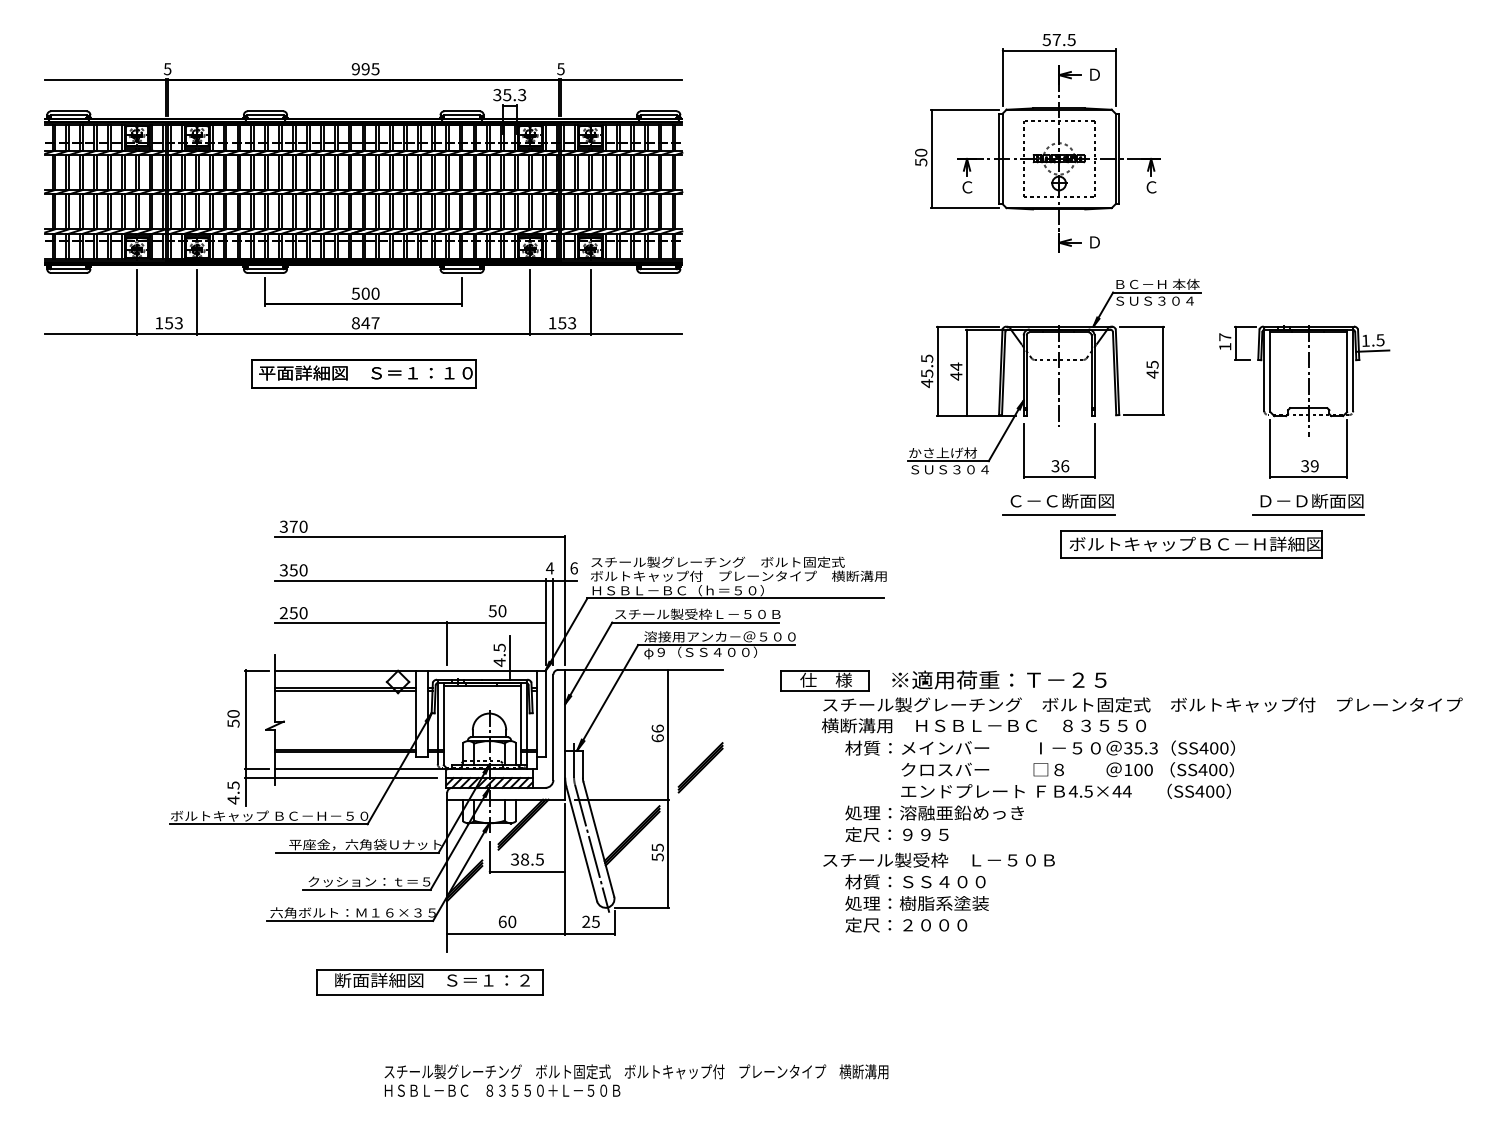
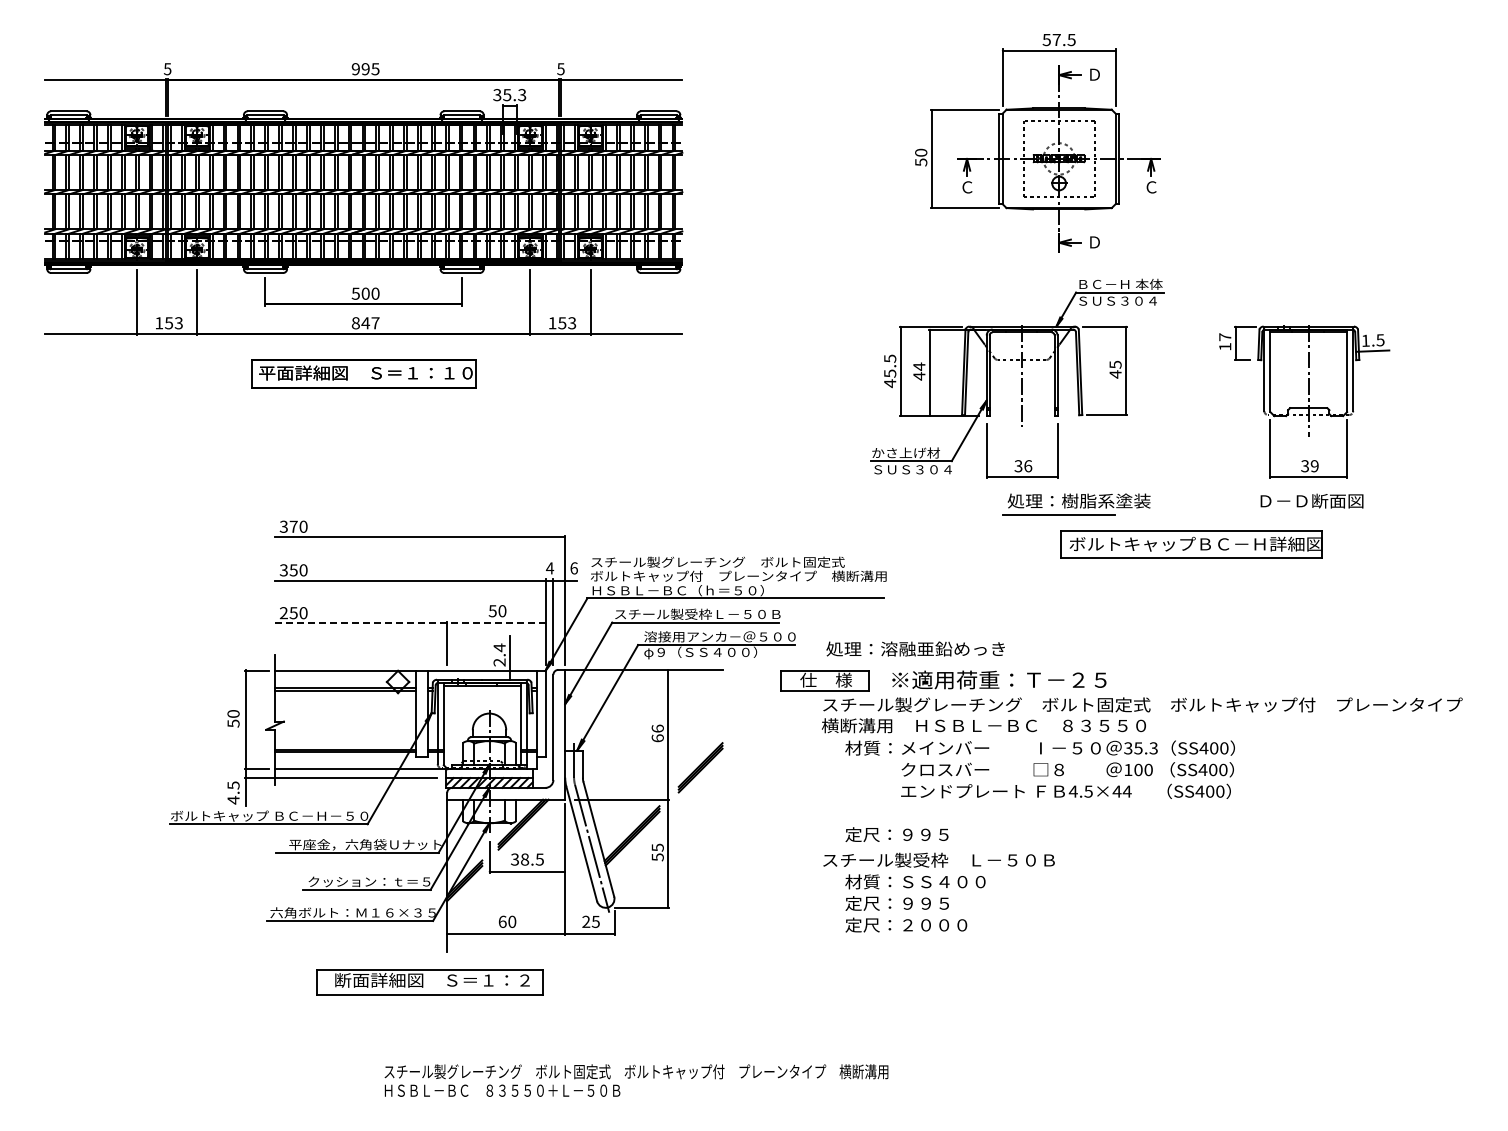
part position: (1054, 378) -> (1017, 378) (1017, 378)
text: Ｃ－Ｃ断面図 -> 処理：樹脂系塗装 (1078, 500)
line: present -> none (1308, 515)
line: solid -> dashed (410, 623)
text: 4.5 -> 2.4 (499, 654)
text position: (934, 812) -> (915, 648) (915, 648)
text: 処理：樹脂系塗装 -> 定尺：９９５ (916, 903)
